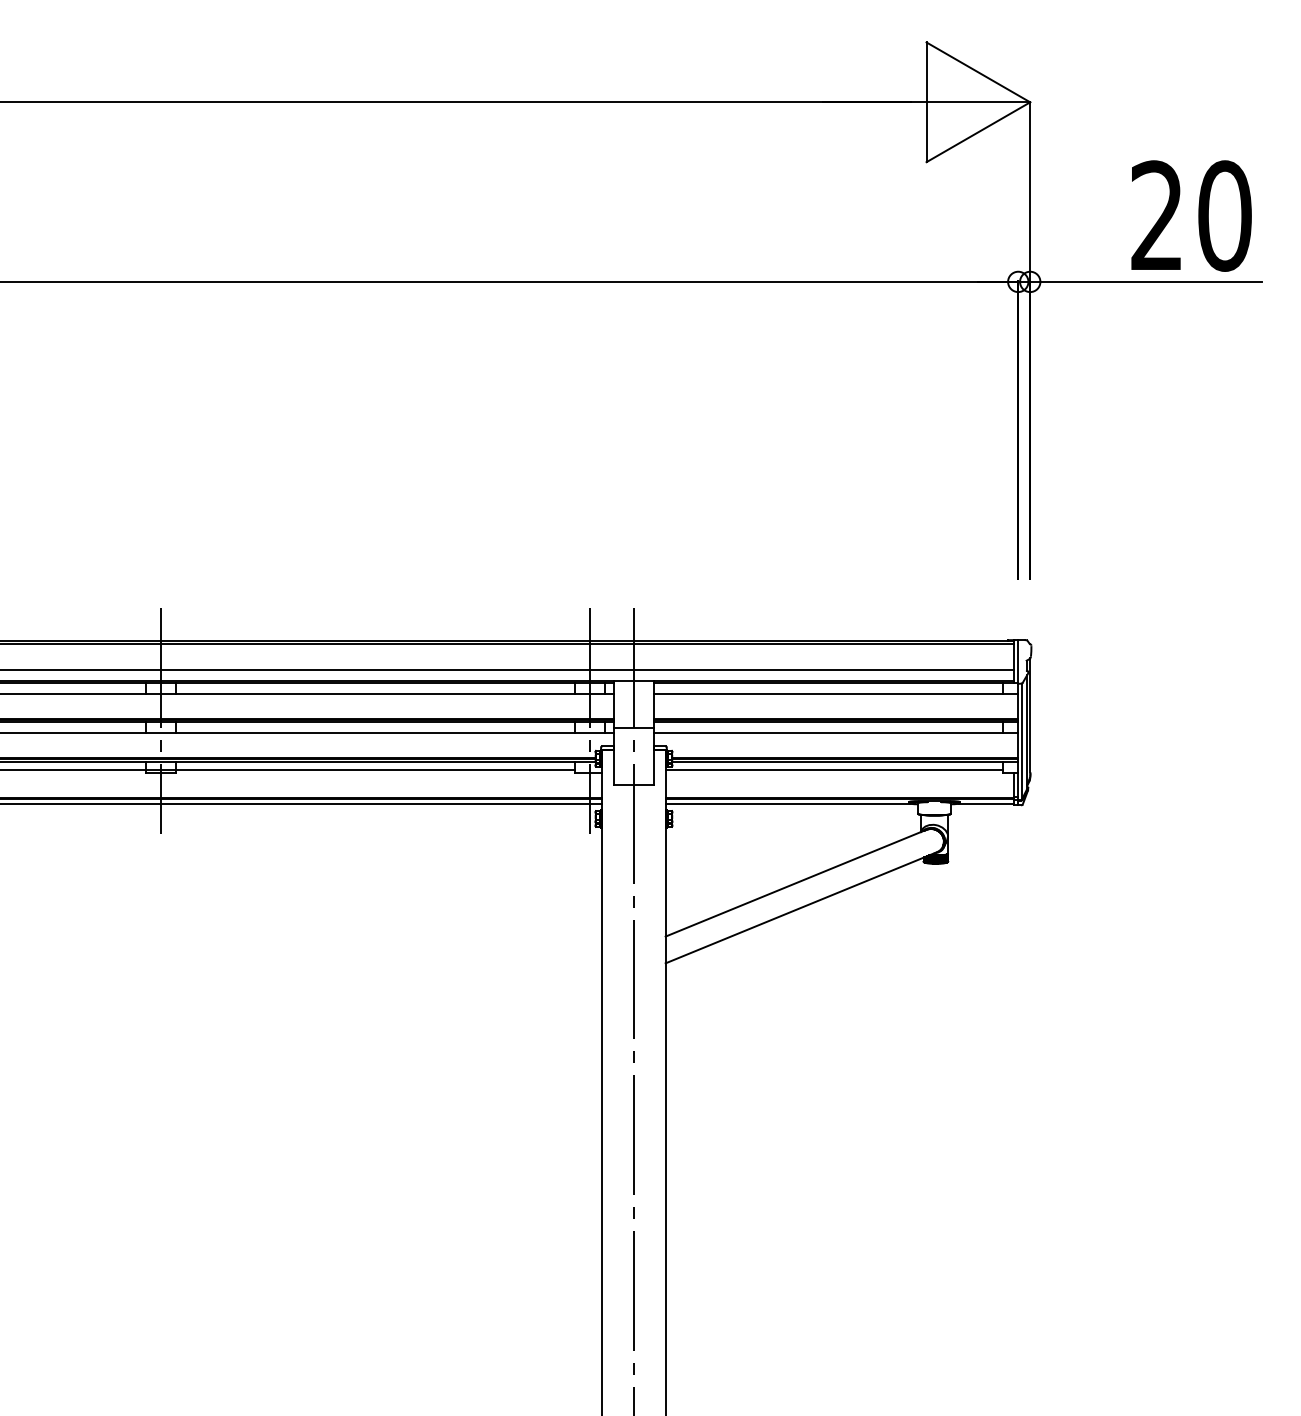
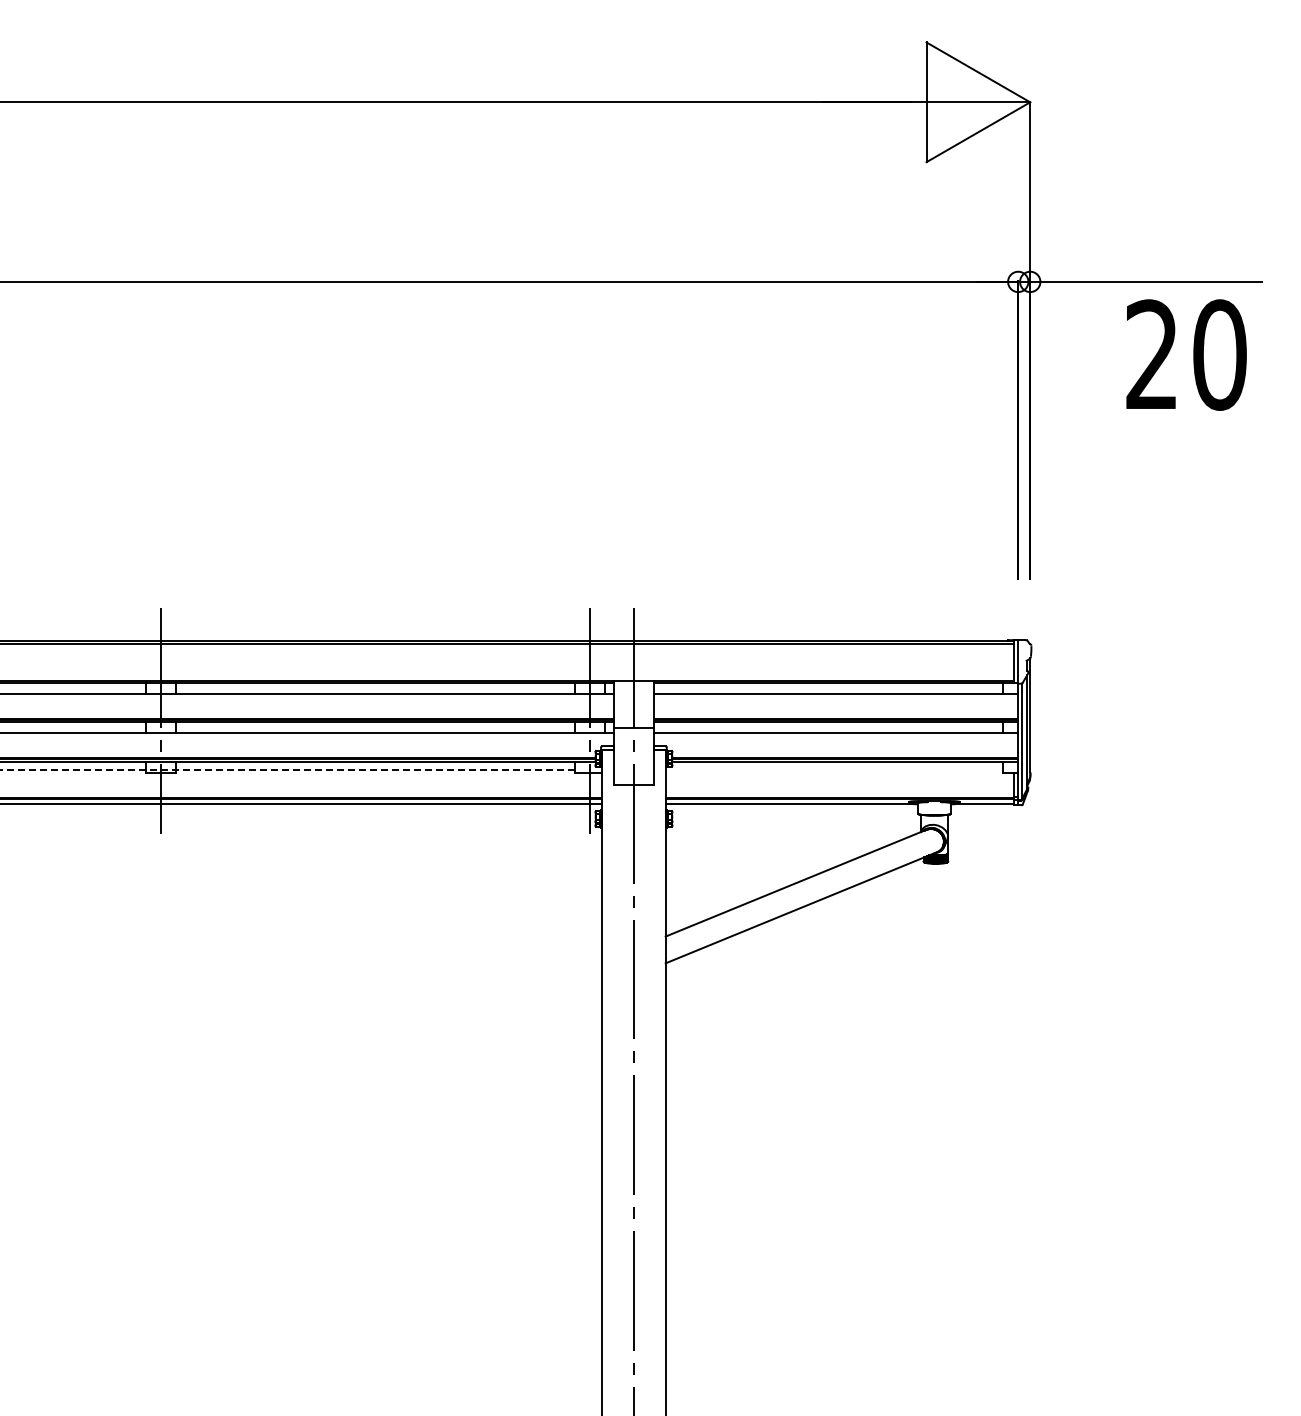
text position: (1191, 215) -> (1186, 354) (1186, 354)
line: present -> none (508, 670)
line: solid -> dashed (286, 769)
line: present -> none (834, 769)
